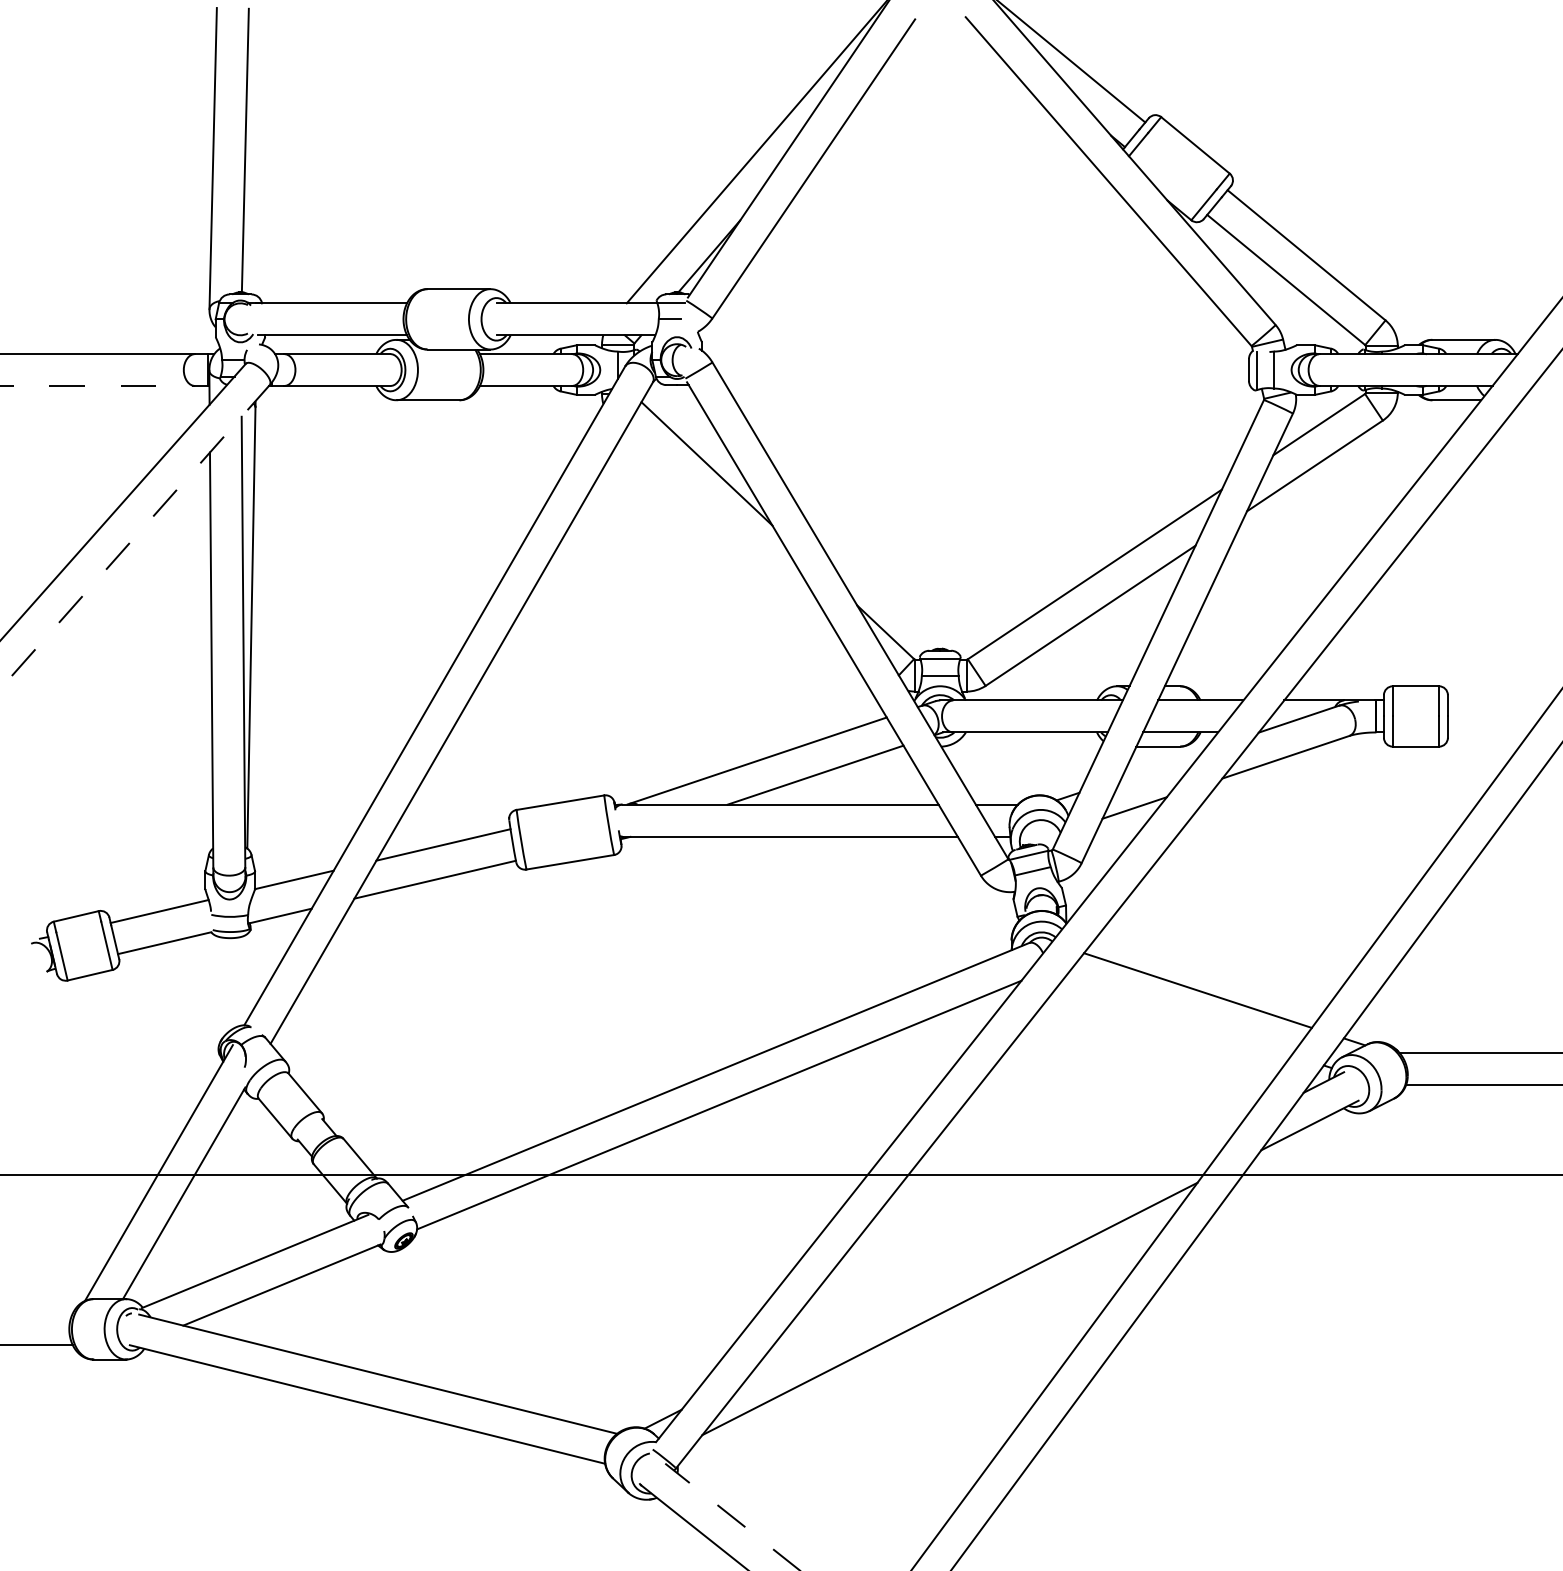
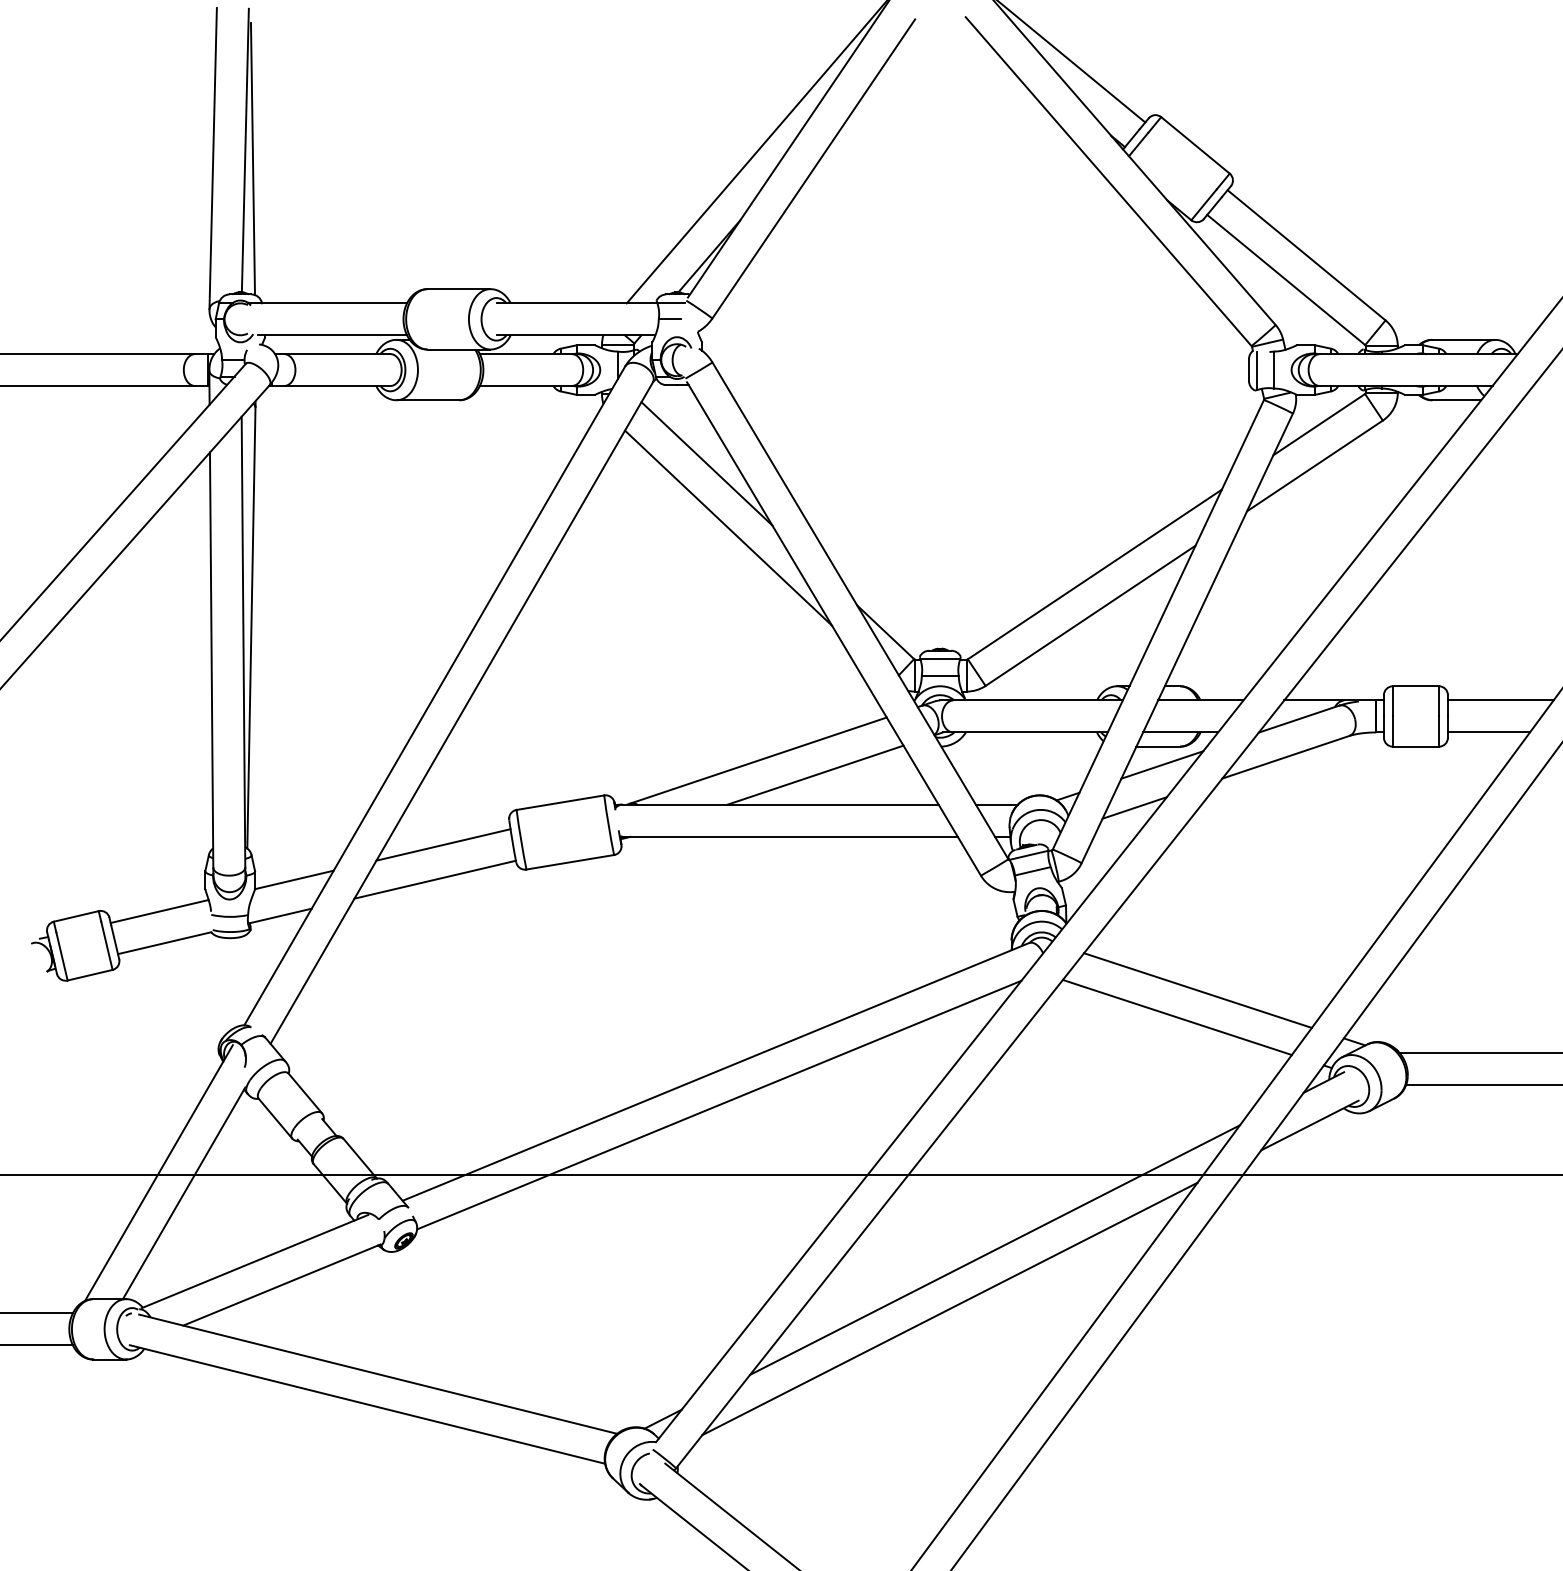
line: none -> present (252, 159)
line: dashed -> solid (98, 386)
line: none -> present (728, 527)
line: dashed -> solid (135, 536)
line: none -> present (1500, 700)
line: none -> present (1488, 732)
line: none -> present (1162, 764)
line: none -> present (1176, 1017)
line: none -> present (995, 1249)
line: none -> present (37, 1313)
line: dashed -> solid (732, 1516)
